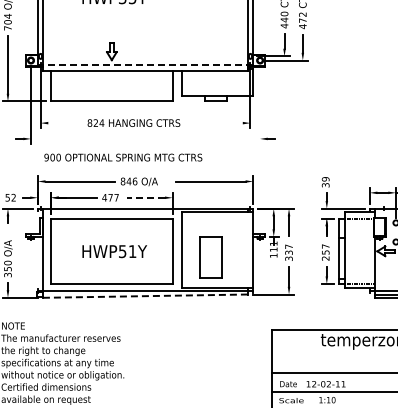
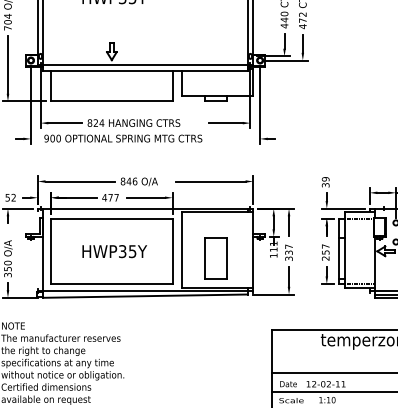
line: dashed -> solid (145, 65)
line: none -> present (260, 104)
line: none -> present (65, 123)
line: none -> present (225, 123)
text position: (123, 157) -> (123, 138) (123, 138)
line: dashed -> solid (146, 197)
text: HWP51Y -> HWP35Y (127, 251)
part position: (210, 257) -> (215, 258) (215, 258)
line: dashed -> solid (145, 296)
